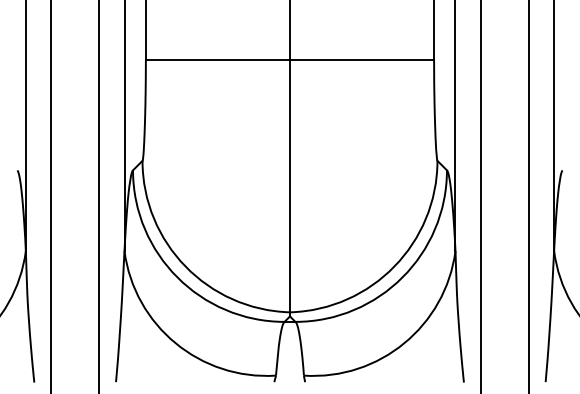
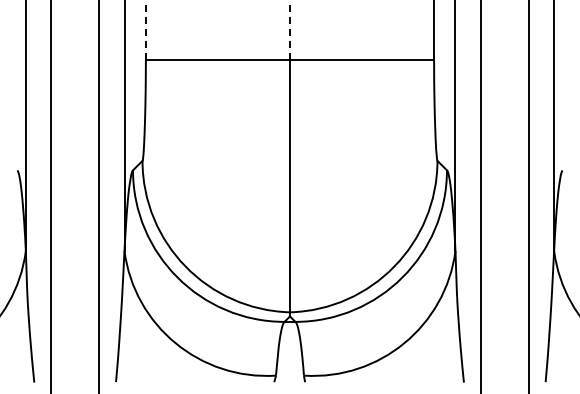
line: solid -> dashed (145, 30)
line: solid -> dashed (290, 30)
